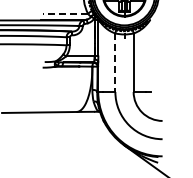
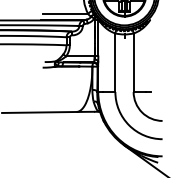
line: dashed -> solid (65, 14)
line: dashed -> solid (115, 63)
